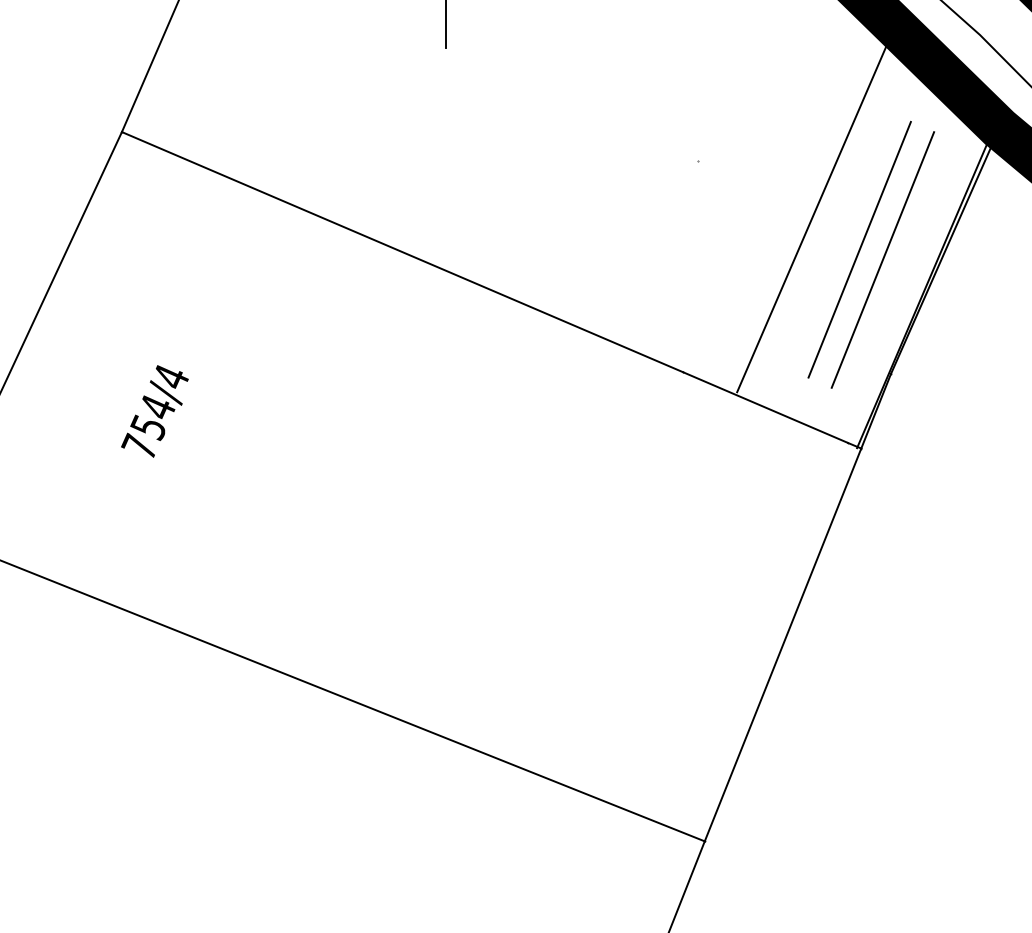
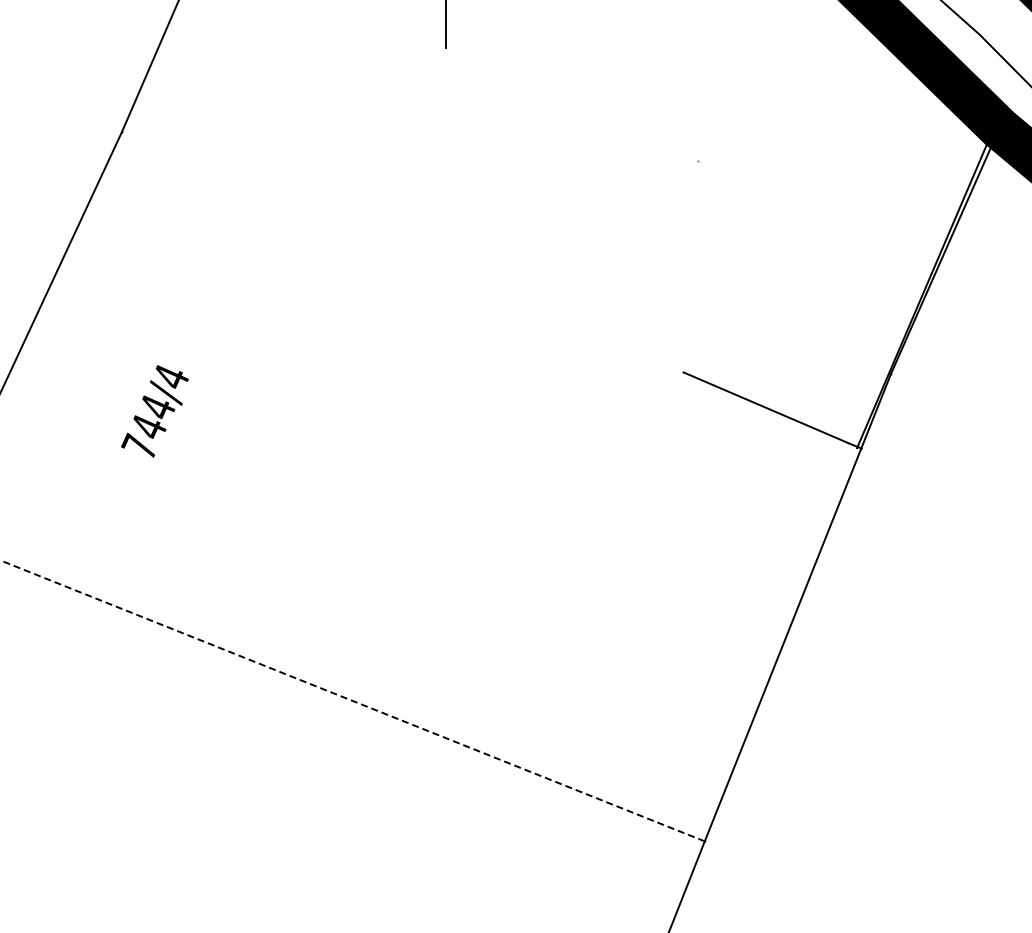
line: present -> none (813, 215)
hatch: present -> none (859, 249)
line: present -> none (402, 252)
hatch: present -> none (882, 259)
text: 754/4 -> 744/4 (148, 427)
line: solid -> dashed (352, 700)
